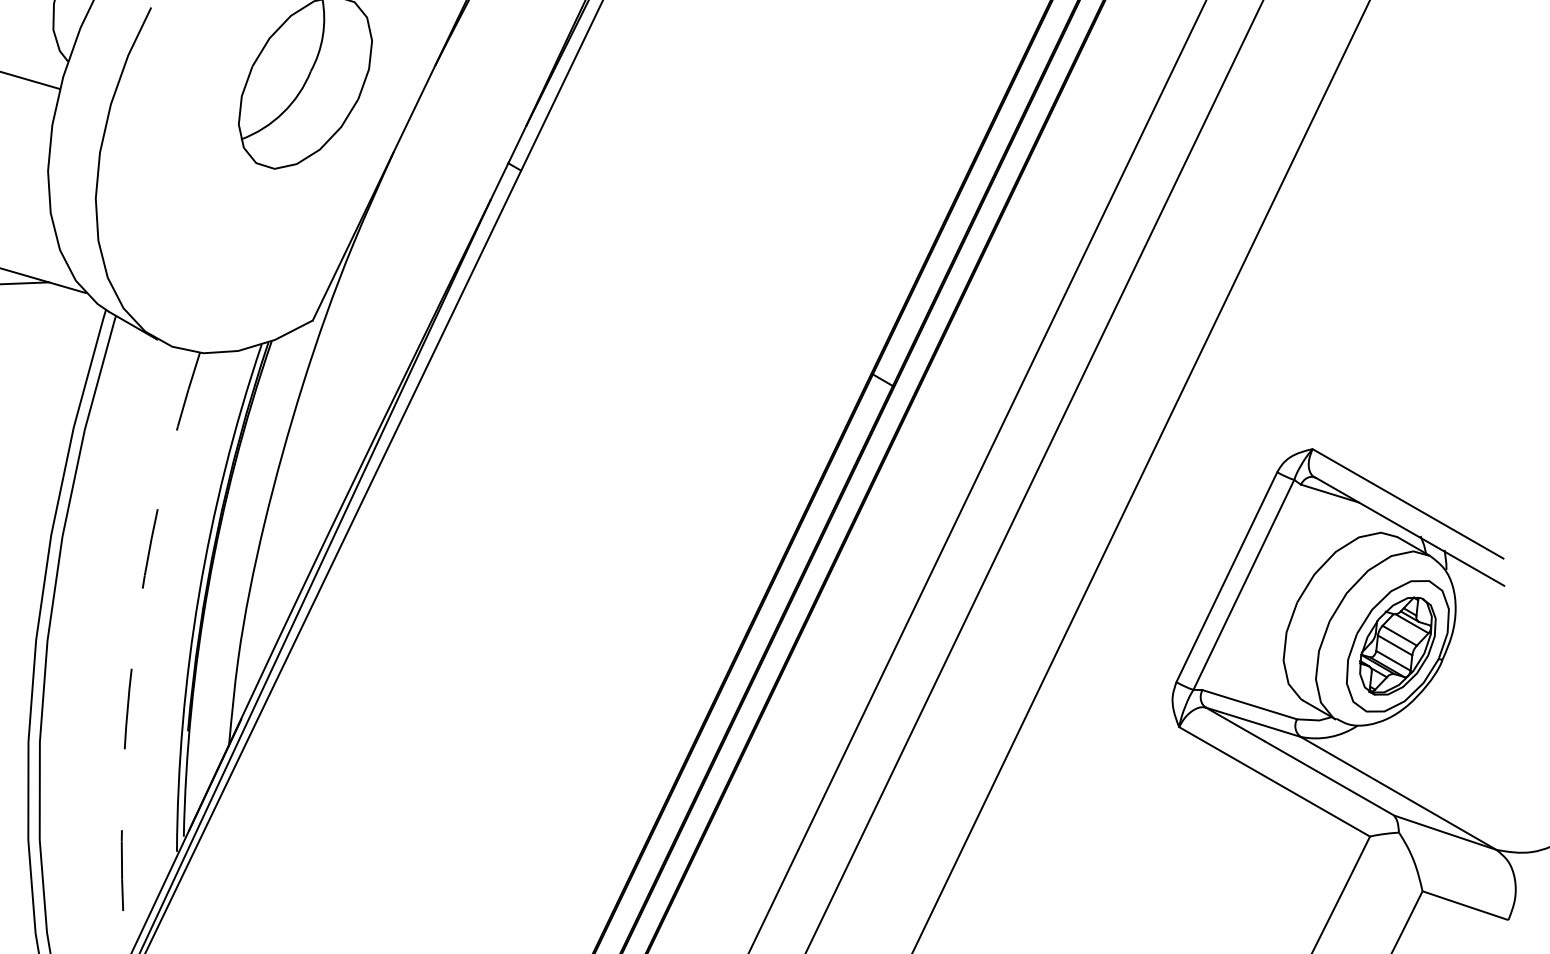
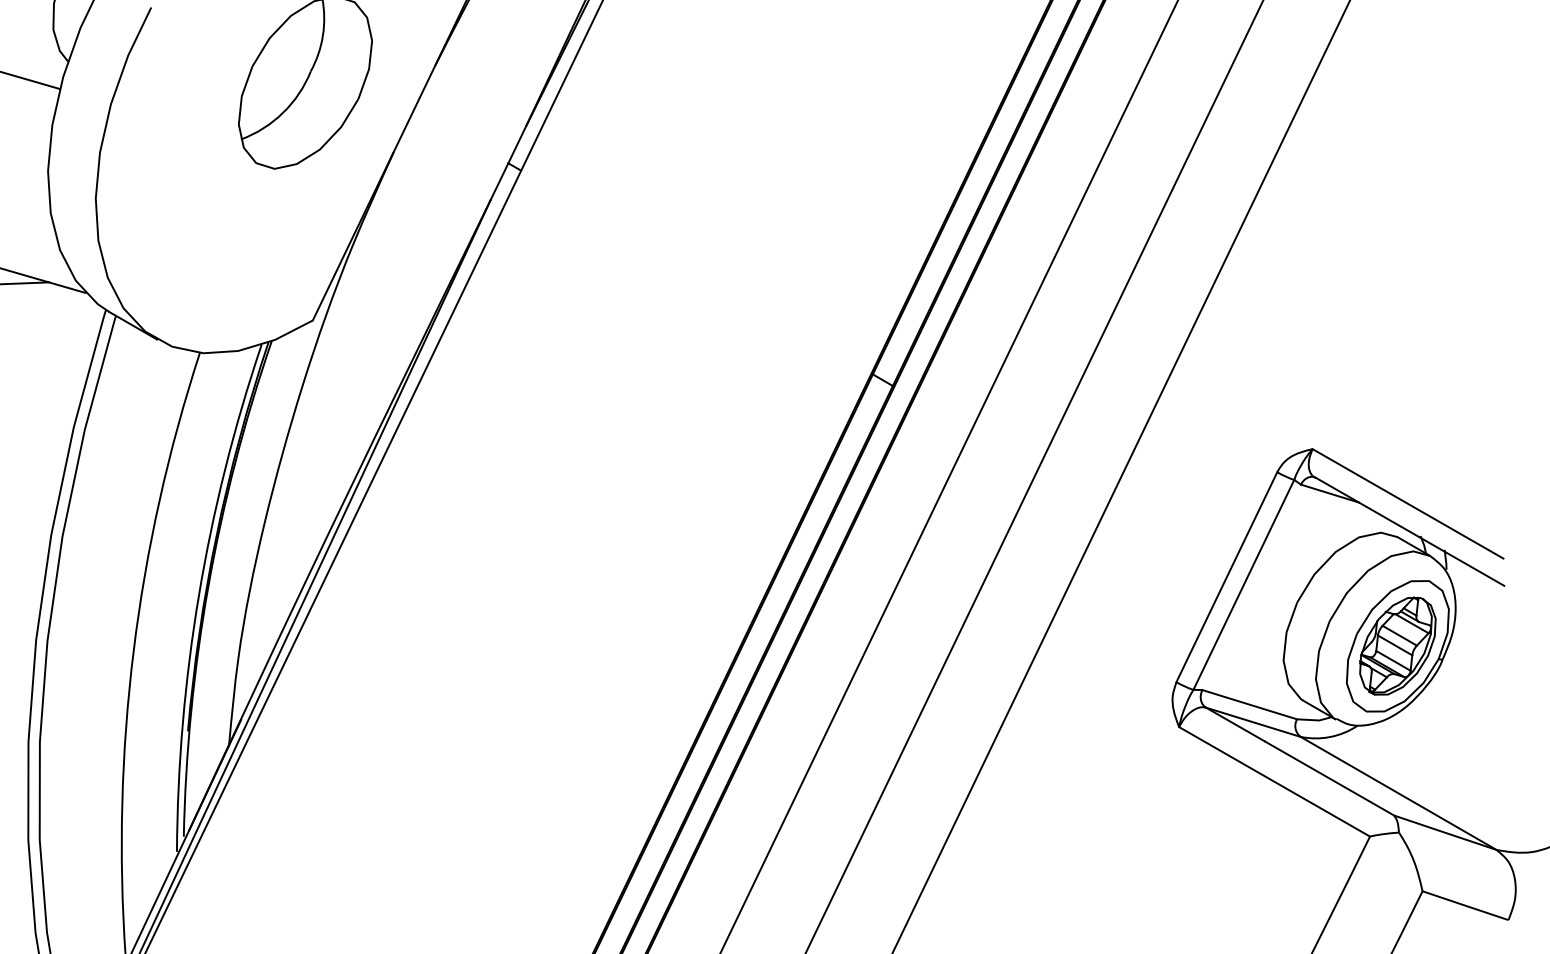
line position: (977, 476) -> (949, 476) (949, 476)
line position: (1140, 476) -> (1121, 476) (1121, 476)
arc: dashed -> solid (133, 650)
